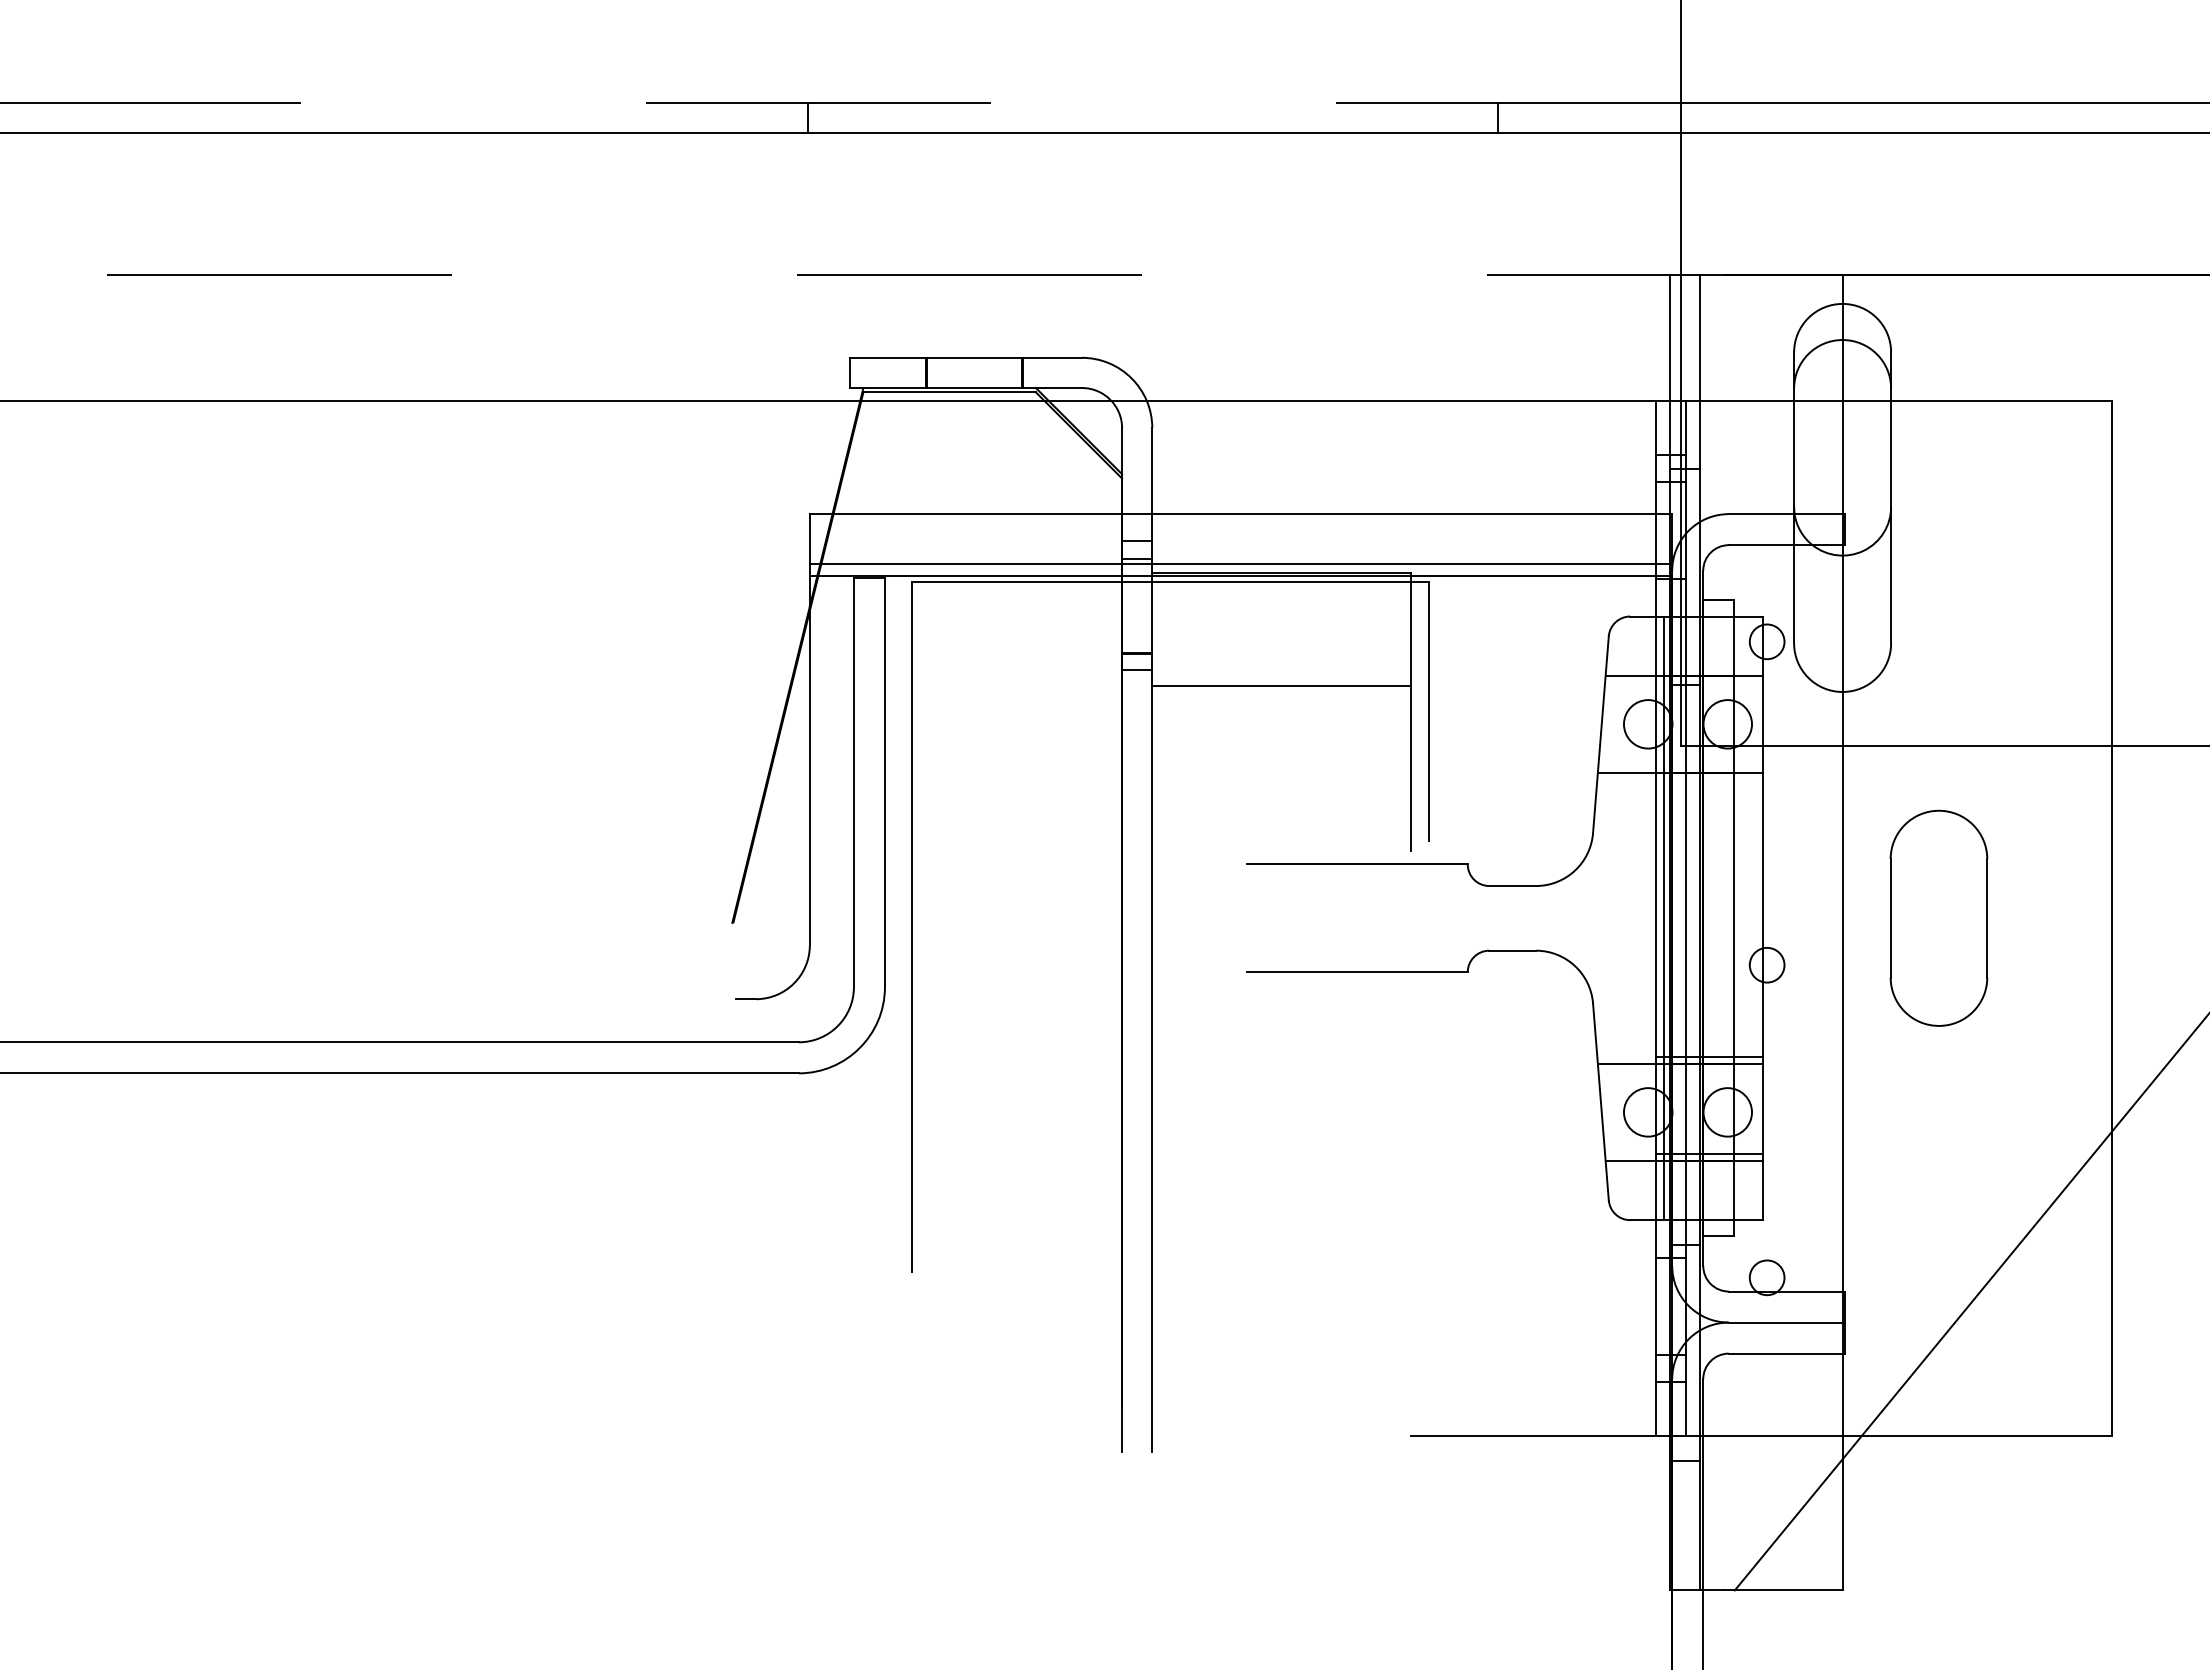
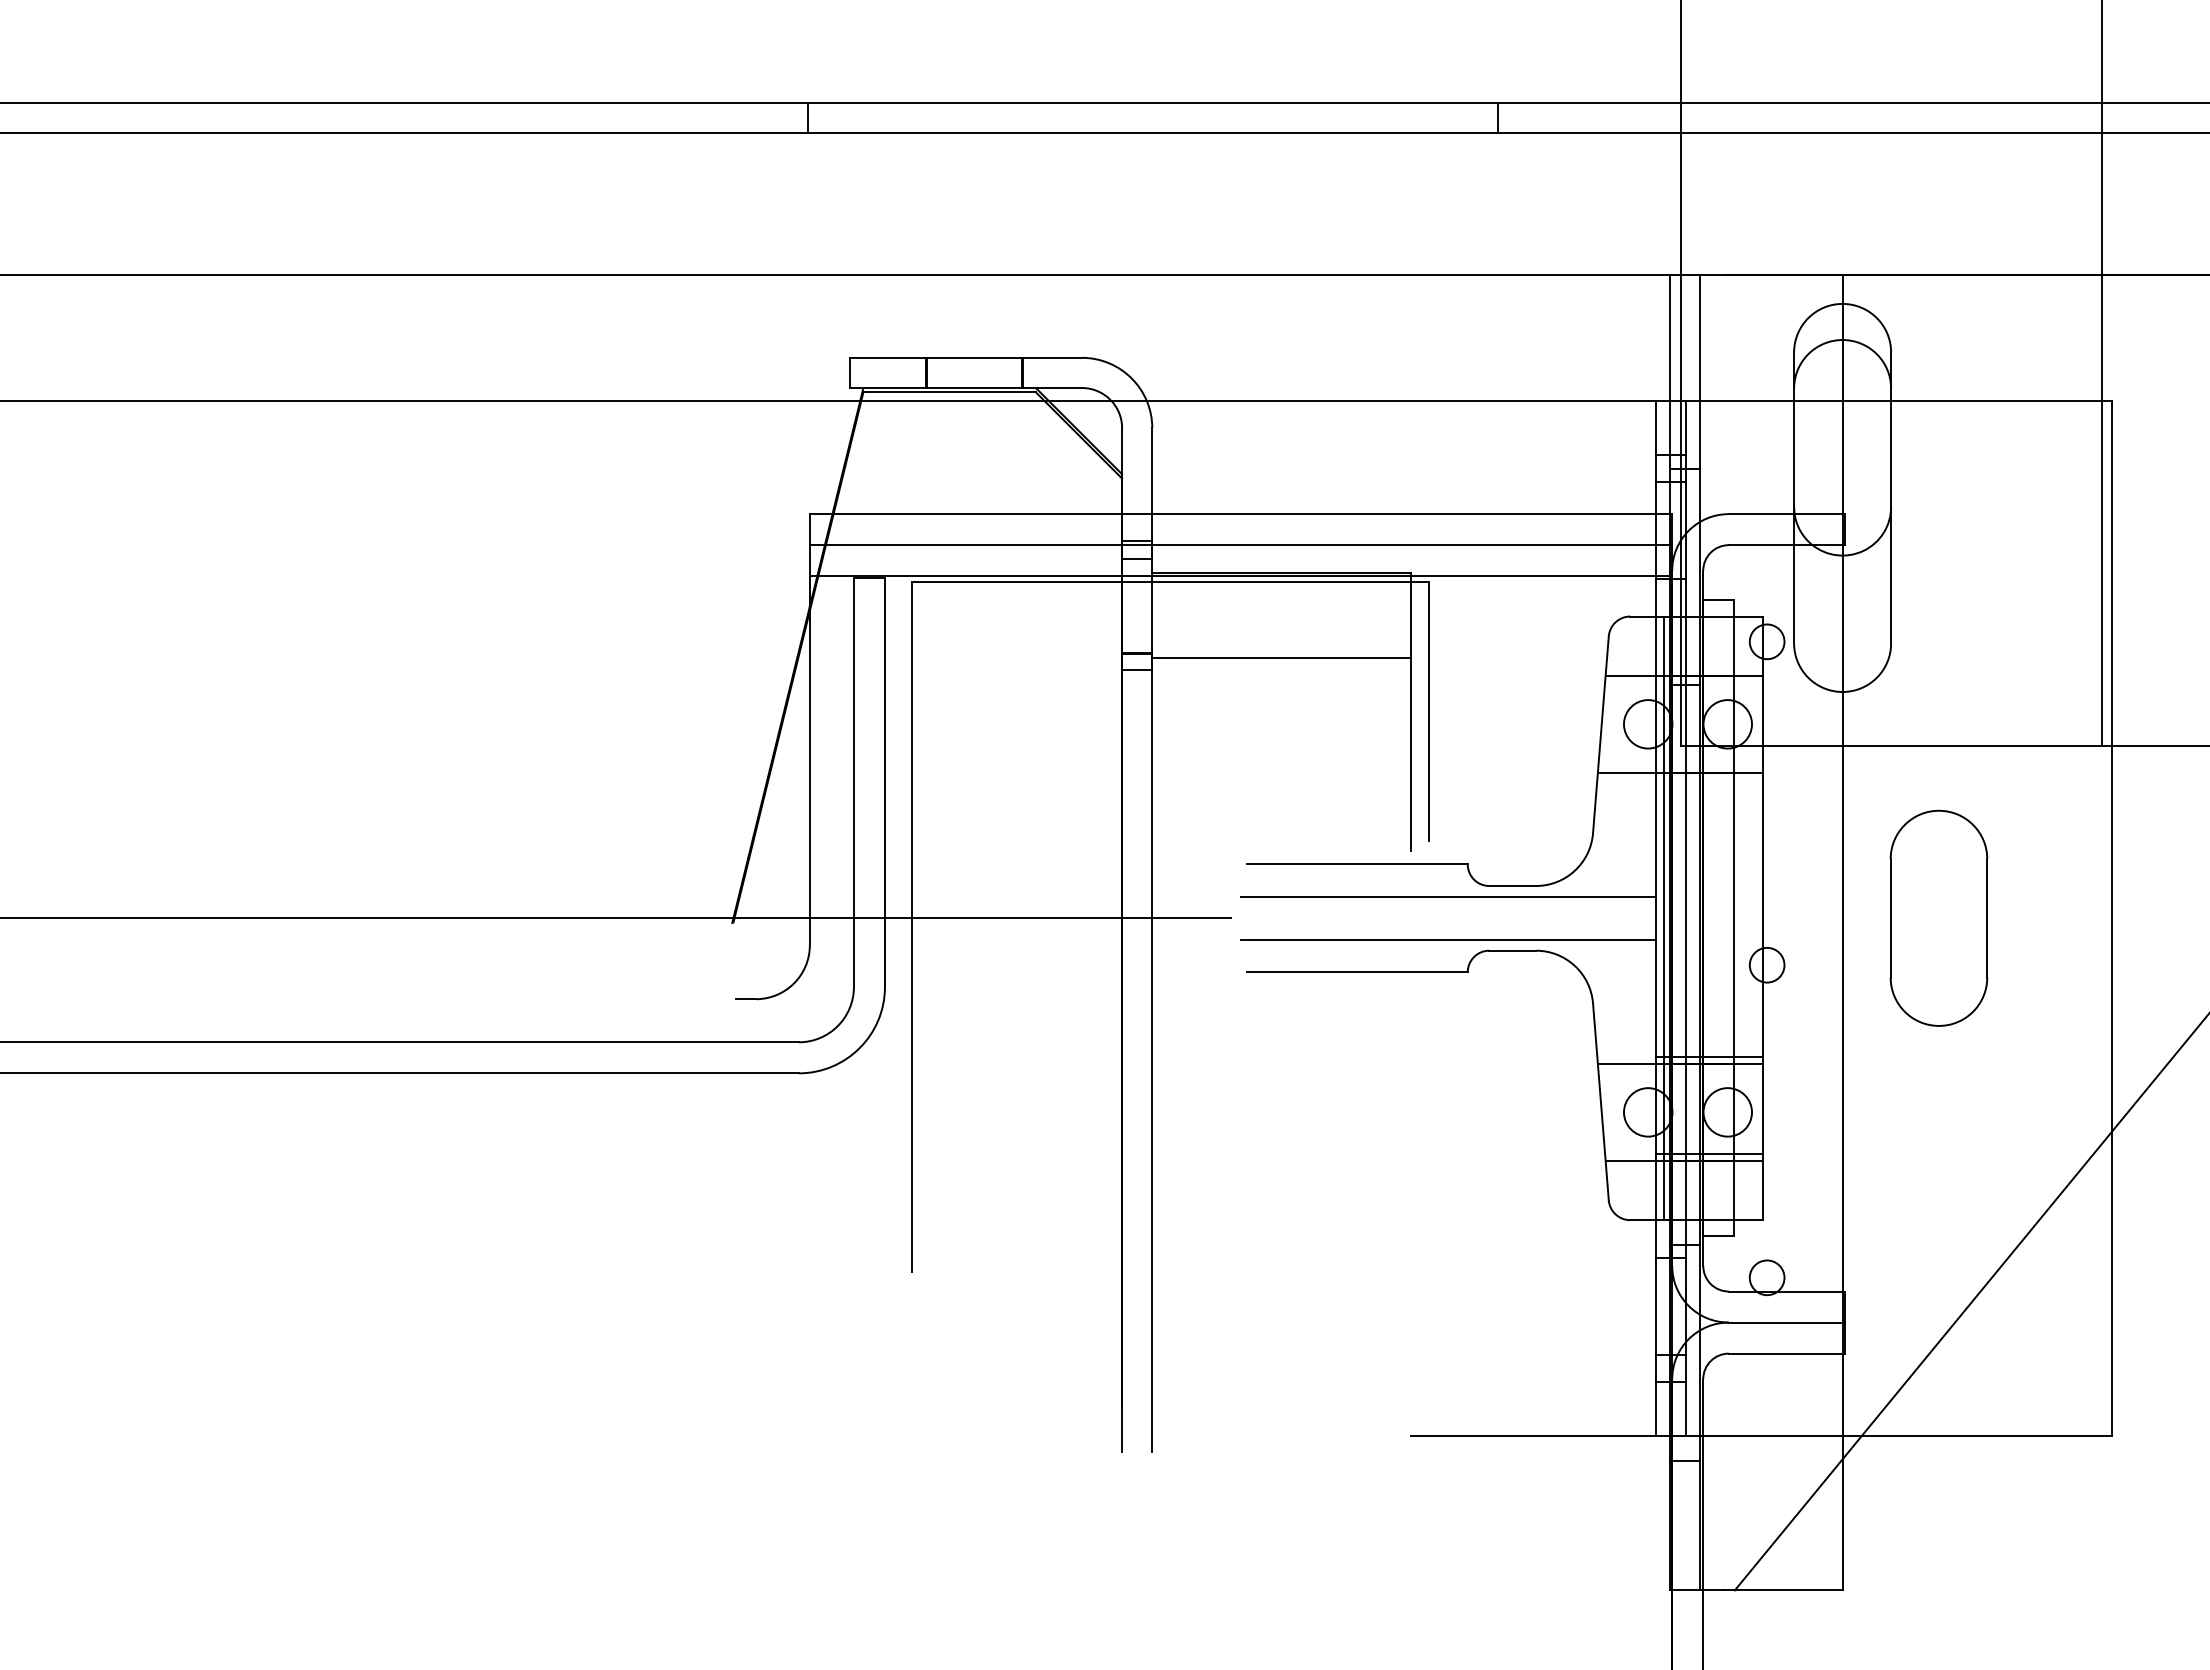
line: dashed -> solid (840, 102)
line: dashed -> solid (841, 275)
line: none -> present (2101, 373)
line position: (1240, 564) -> (1240, 545) (1240, 545)
line position: (1281, 686) -> (1281, 658) (1281, 658)
line: none -> present (1448, 896)
line: none -> present (616, 918)
line: none -> present (1448, 939)
